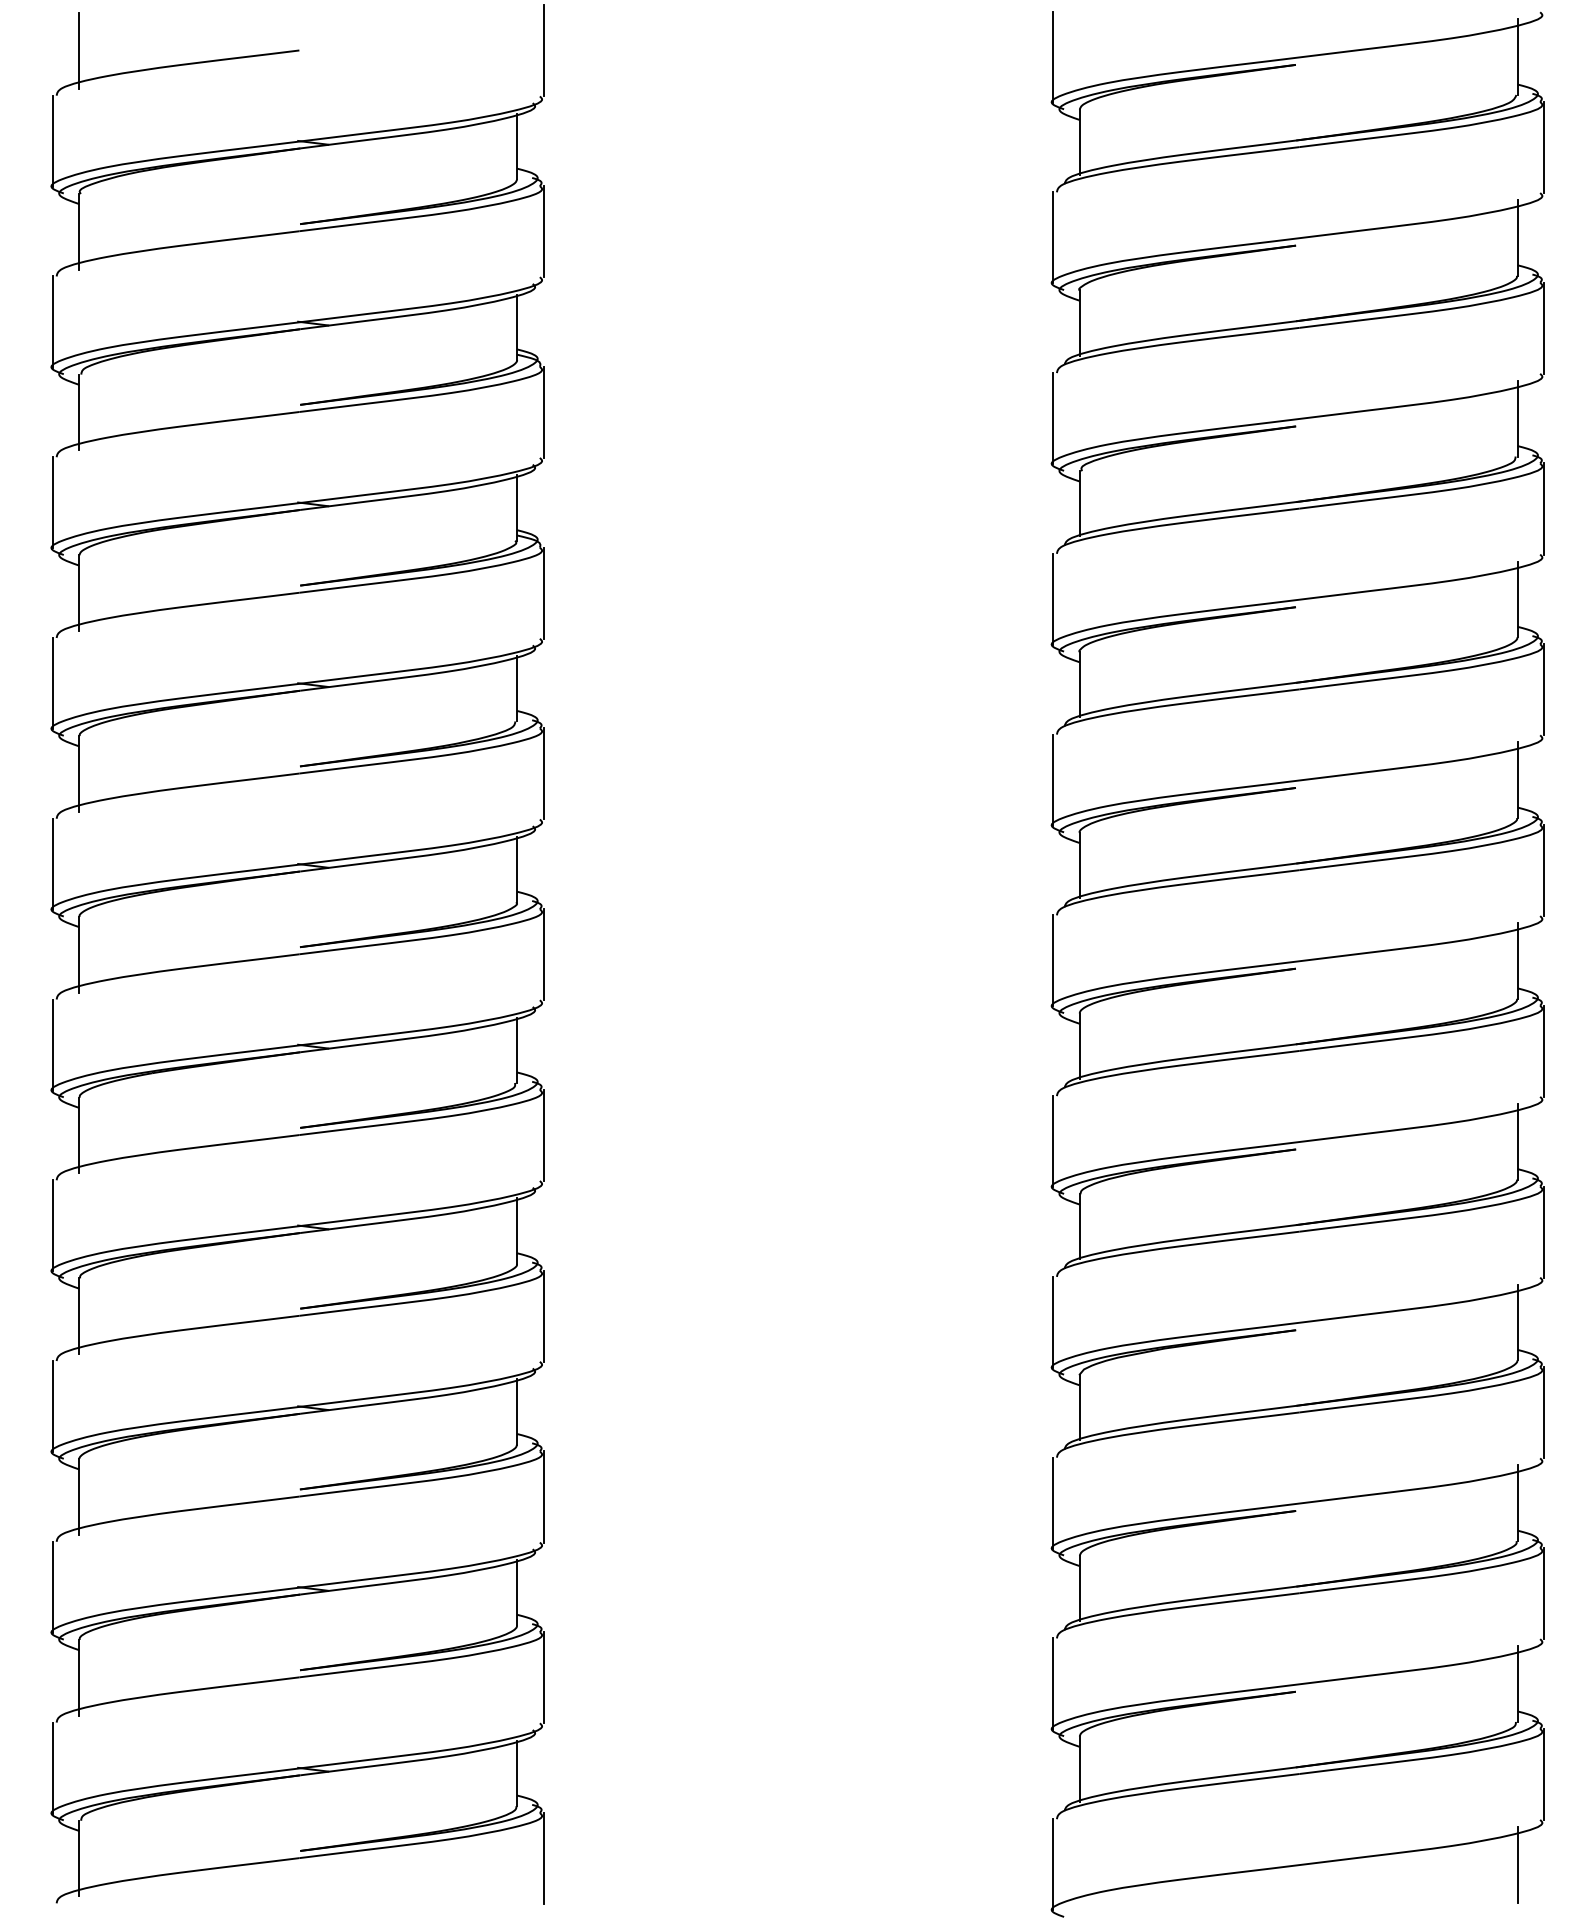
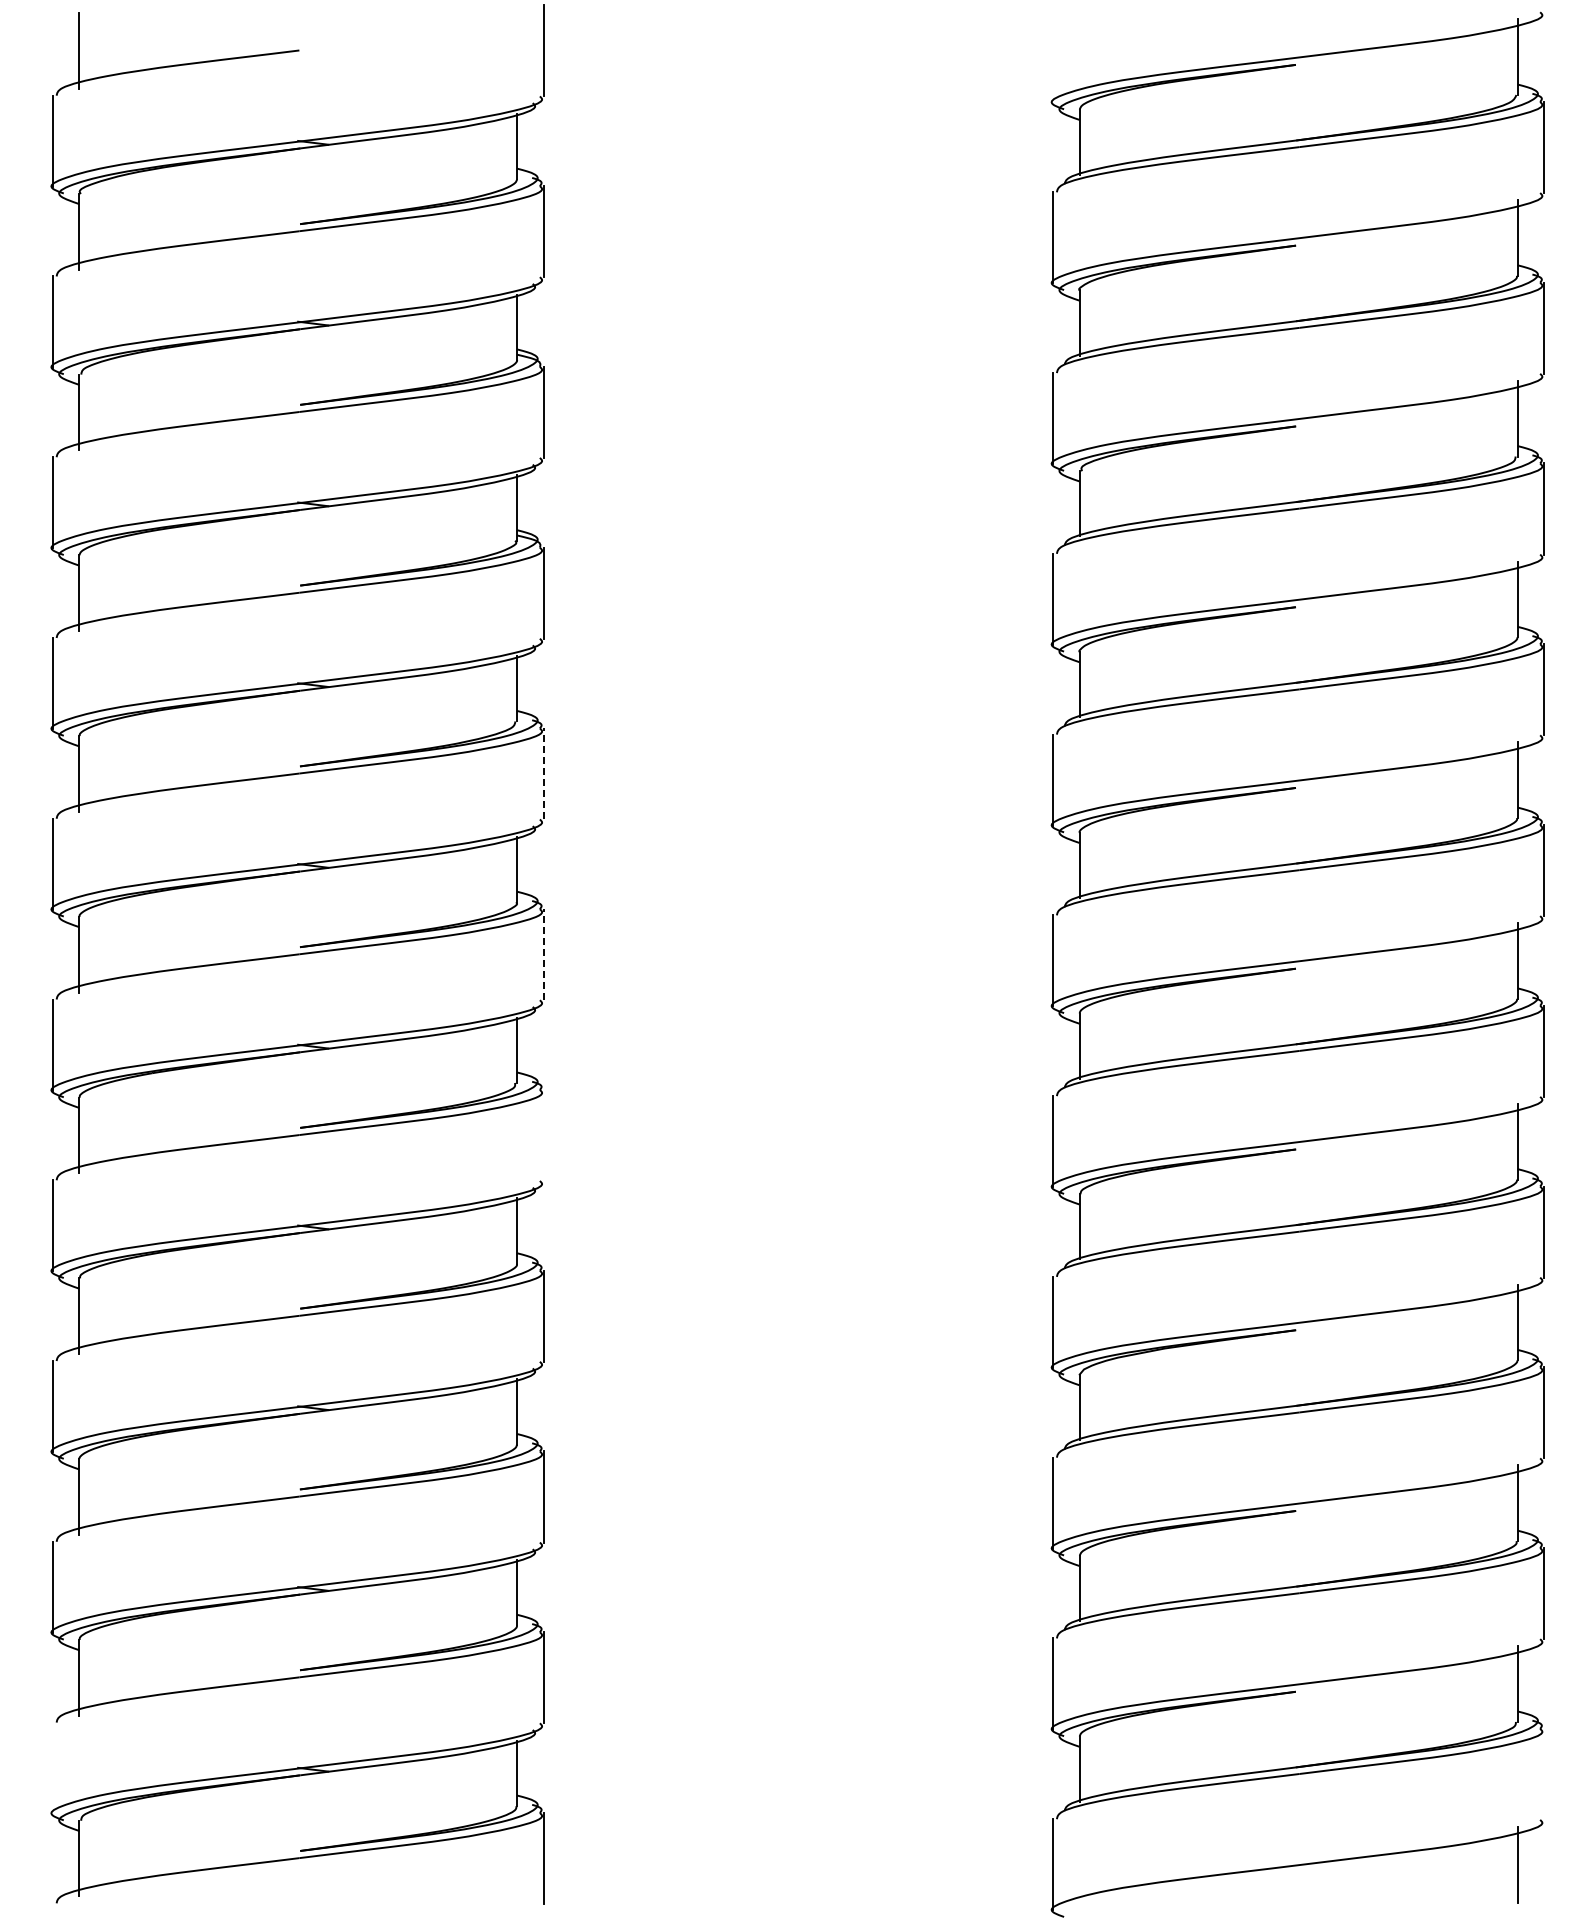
line: present -> none (1053, 56)
line: solid -> dashed (543, 773)
line: solid -> dashed (543, 954)
line: present -> none (543, 1134)
line: present -> none (53, 1767)
line: present -> none (1543, 1773)
